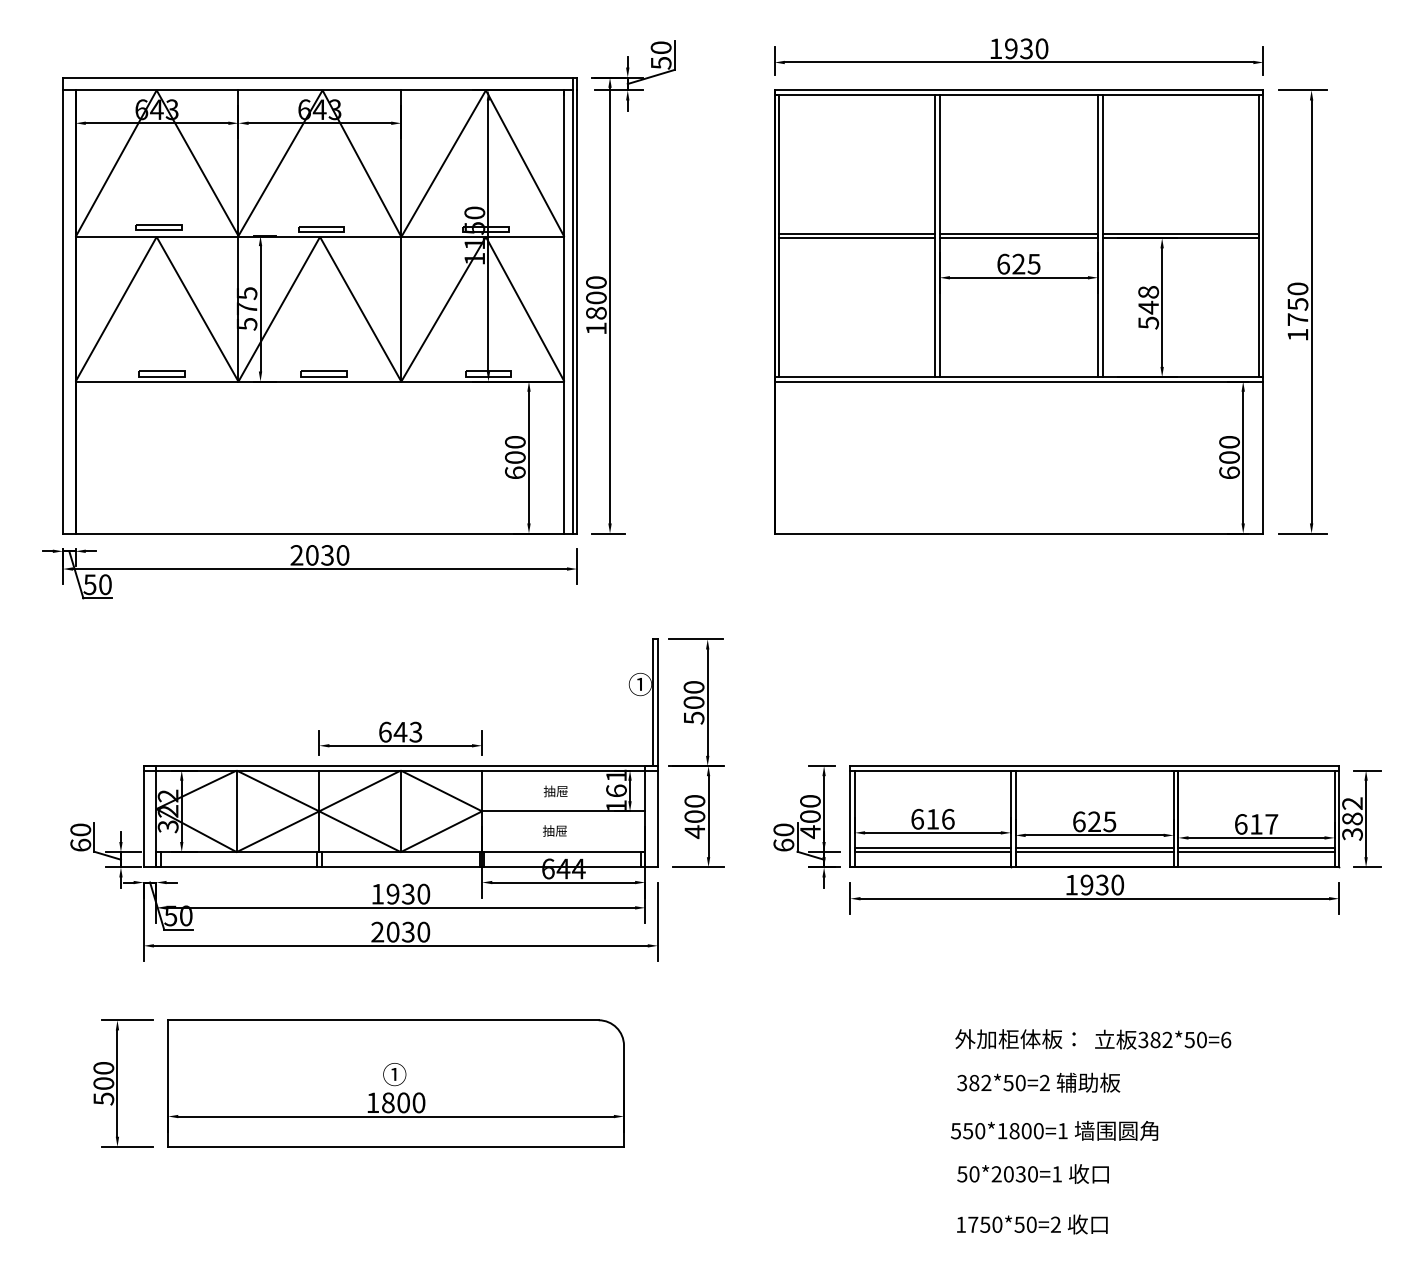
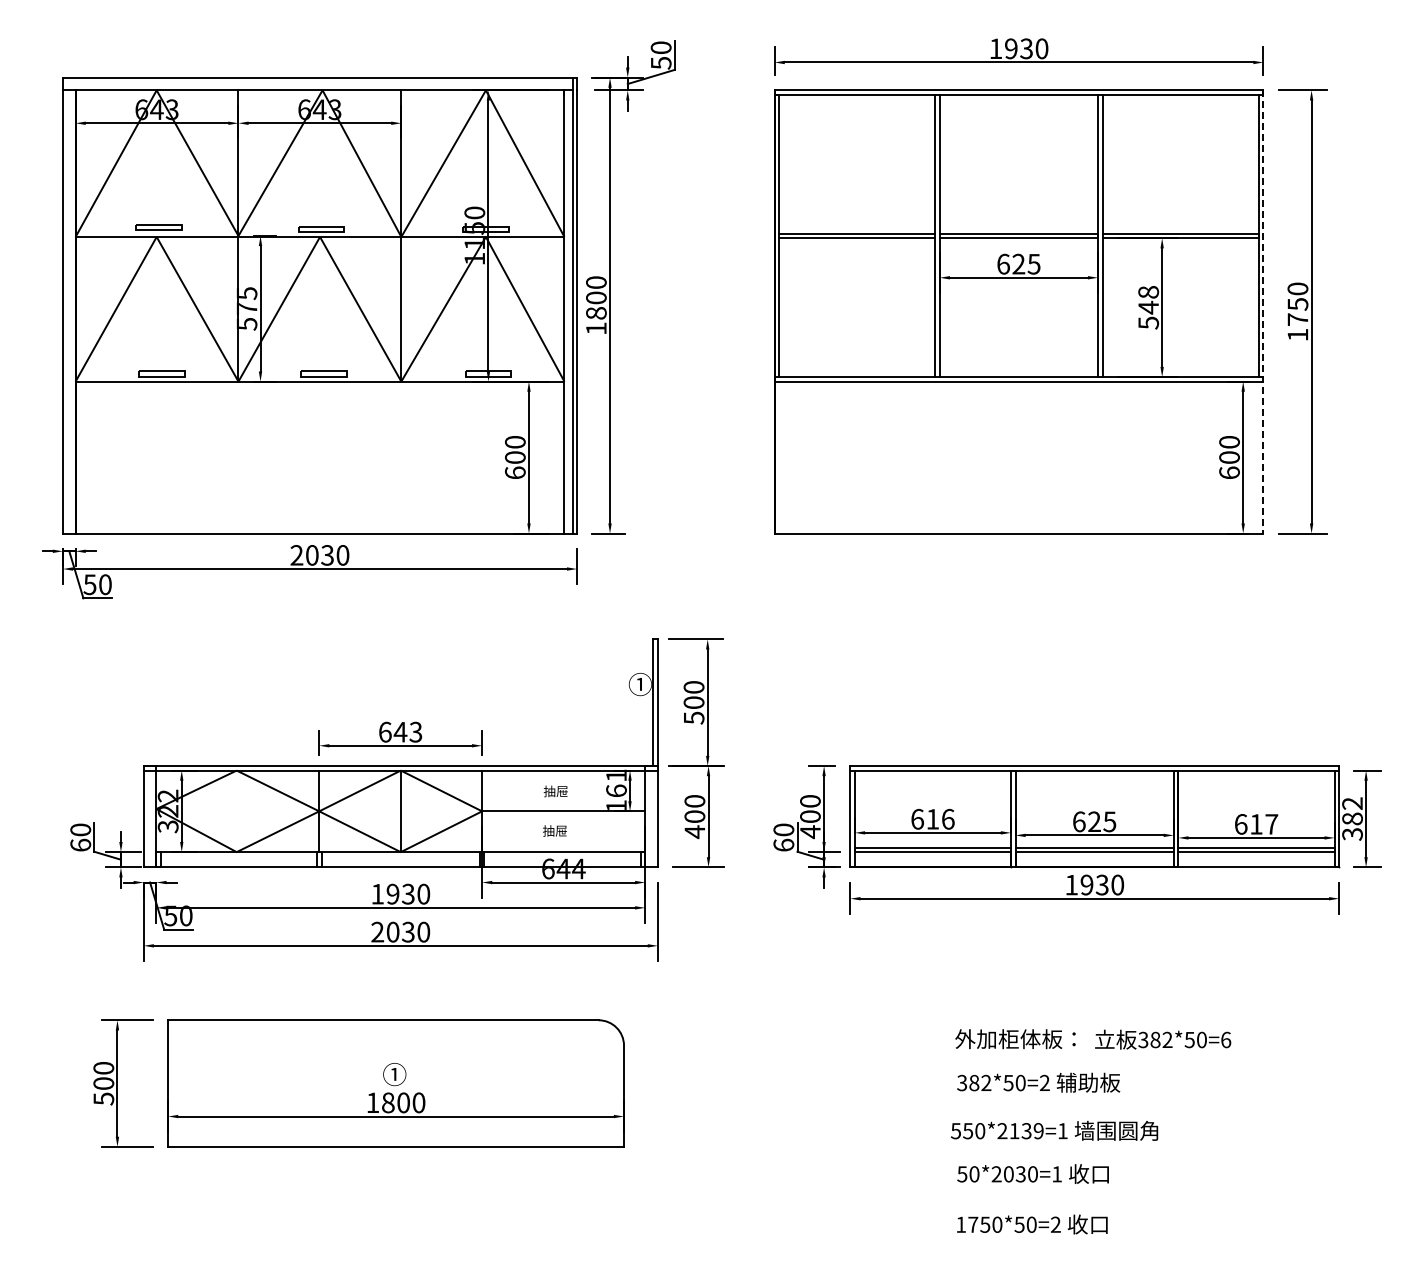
line: solid -> dashed (1263, 311)
line: present -> none (236, 811)
text: 550*1800=1 -> 550*2139=1 (1020, 1131)
